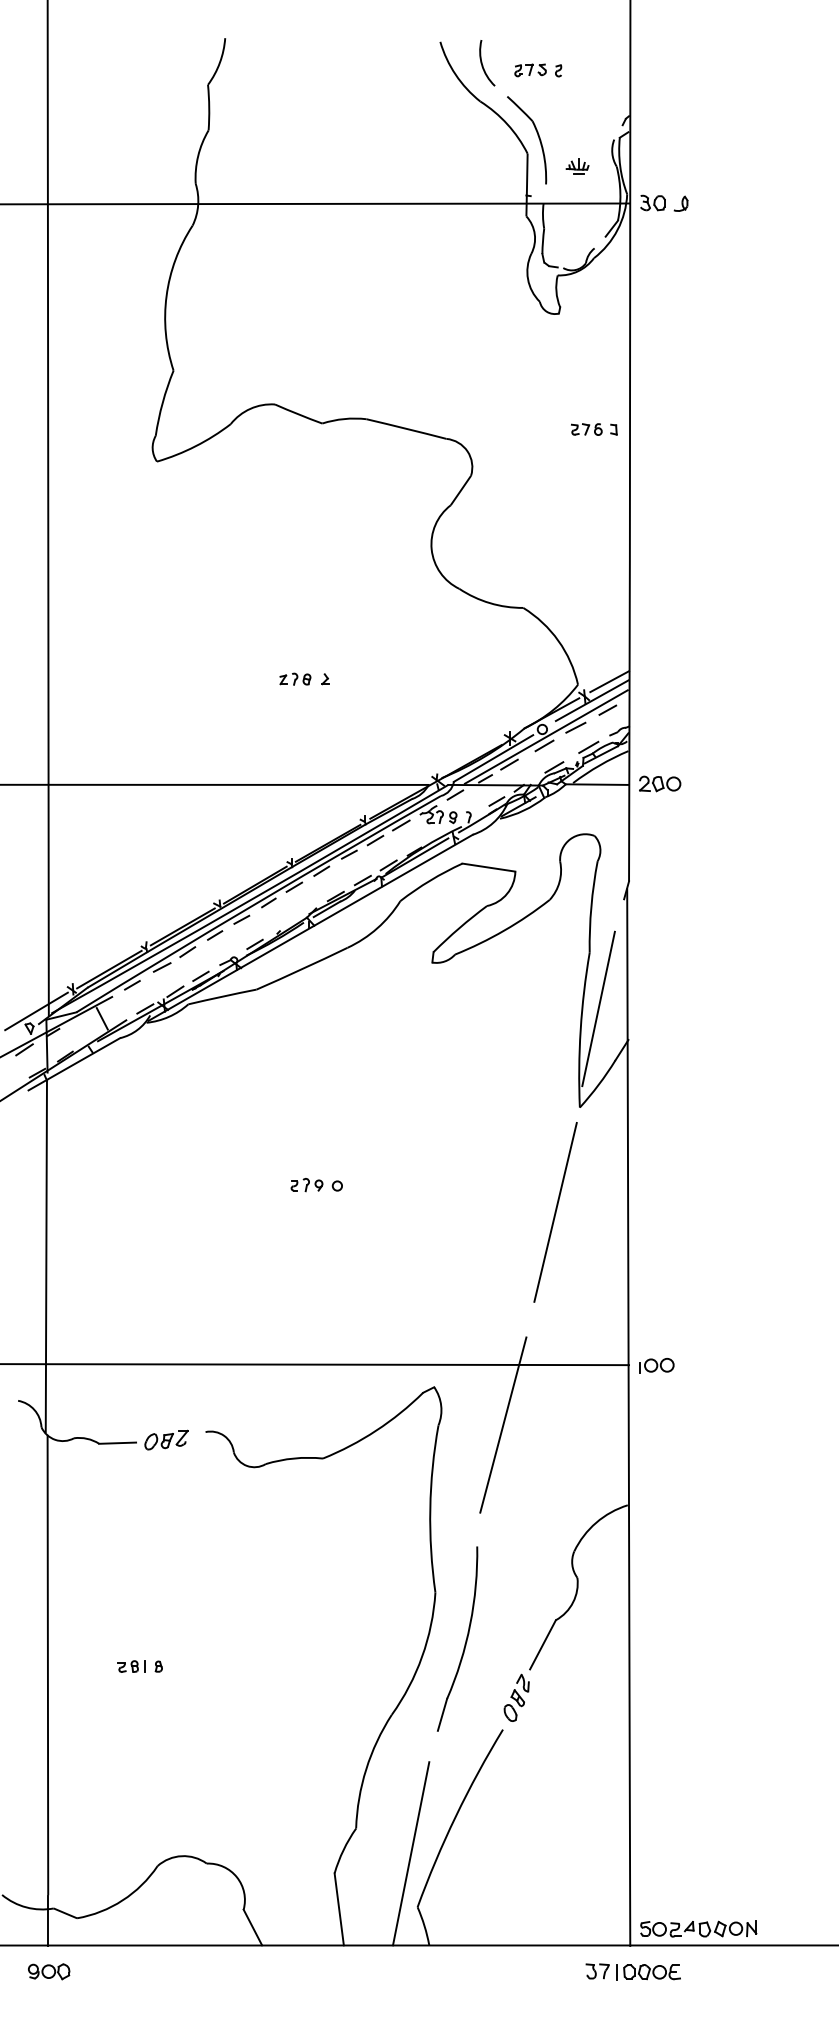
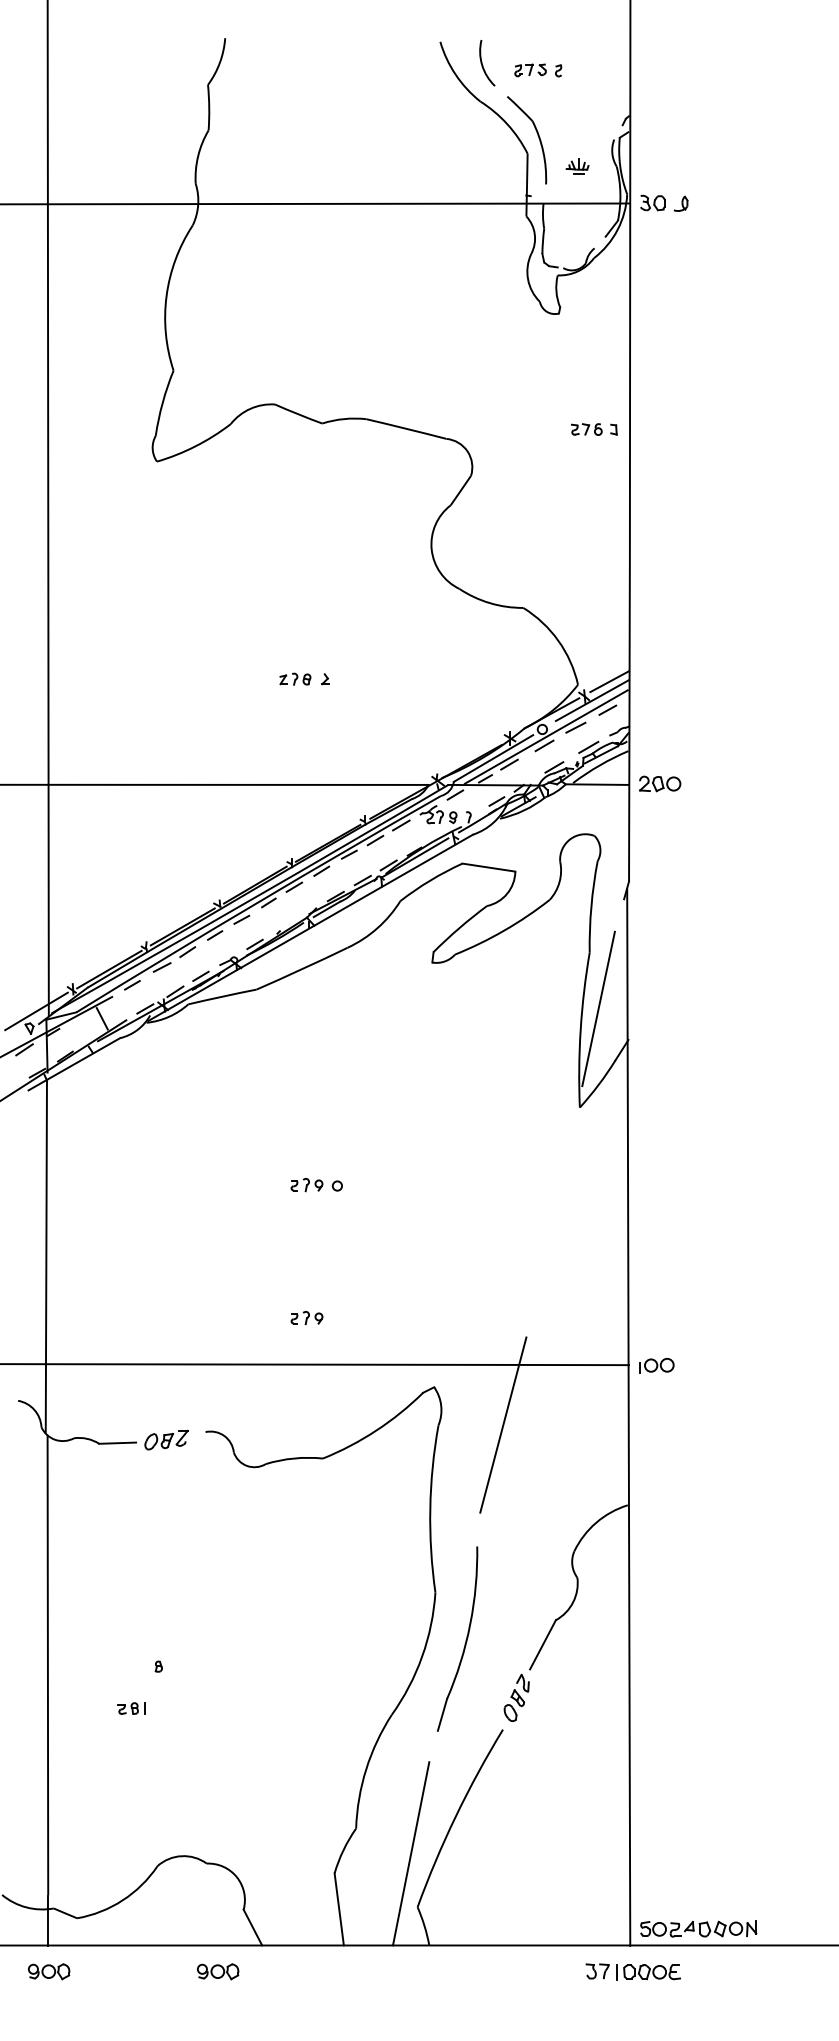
line: present -> none (555, 1211)
part: none -> present (306, 1318)
part position: (131, 1666) -> (131, 1708) (131, 1708)
part: none -> present (218, 1971)
